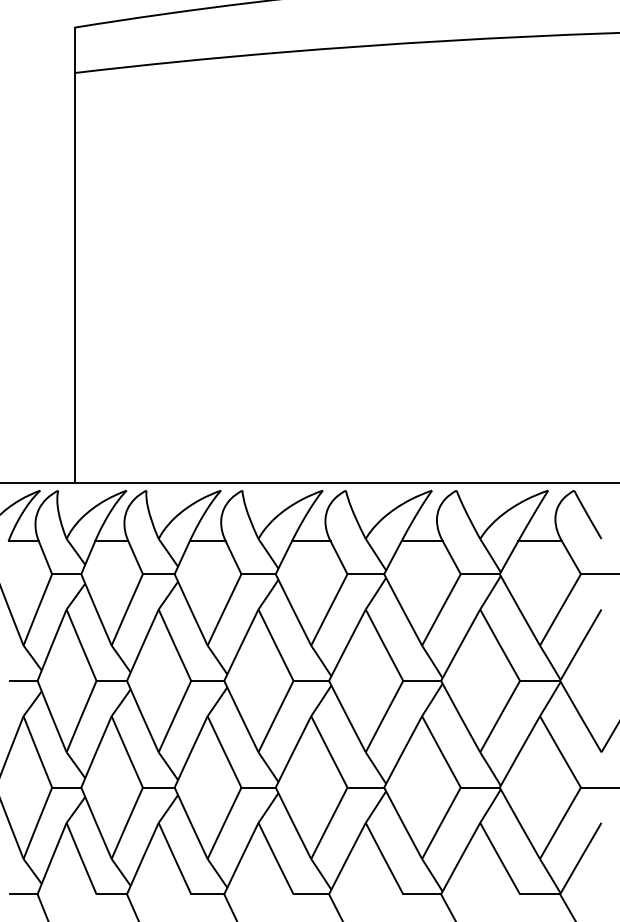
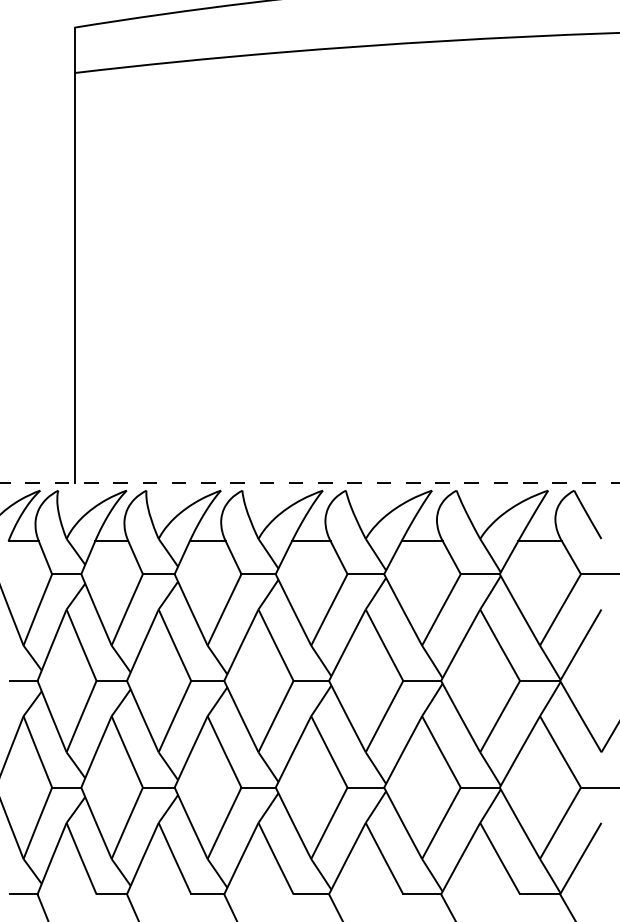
line: solid -> dashed (310, 482)
